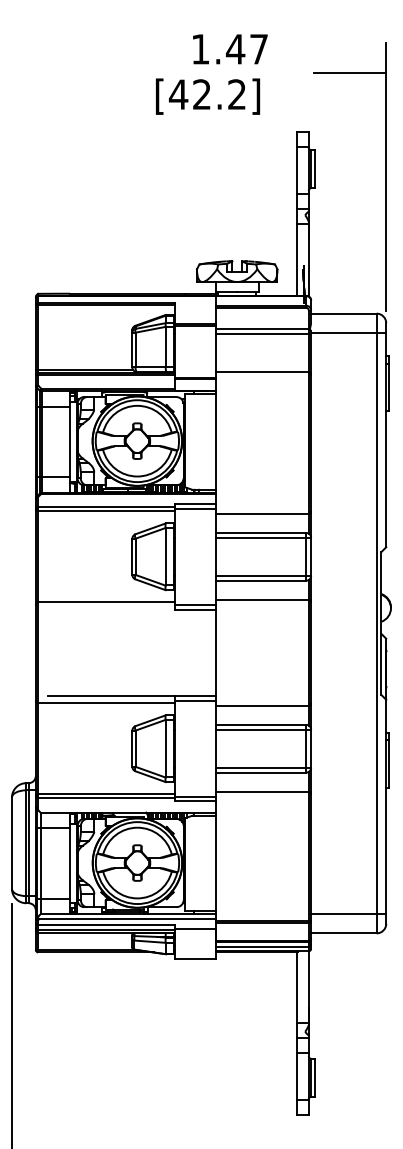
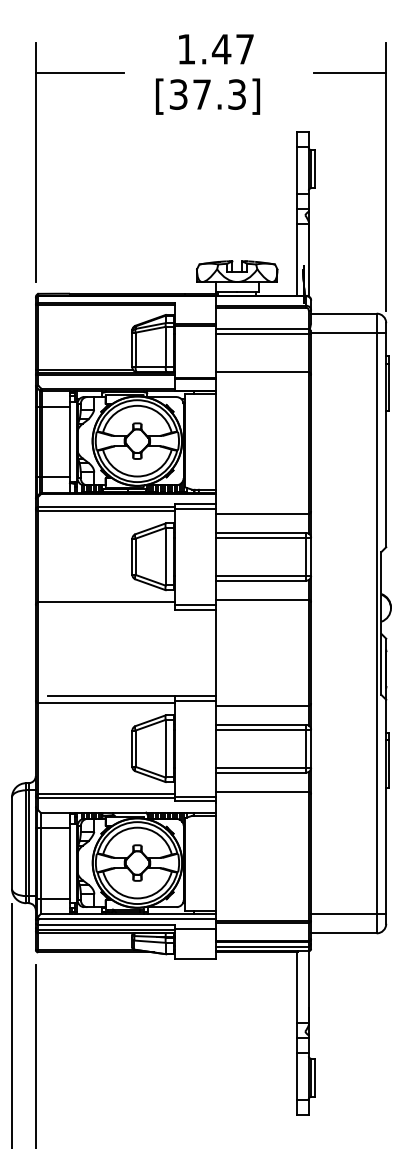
text position: (230, 49) -> (216, 49) (216, 49)
text: [42.2] -> [37.3] (206, 94)
part: none -> present (36, 162)
line: none -> present (35, 1054)
